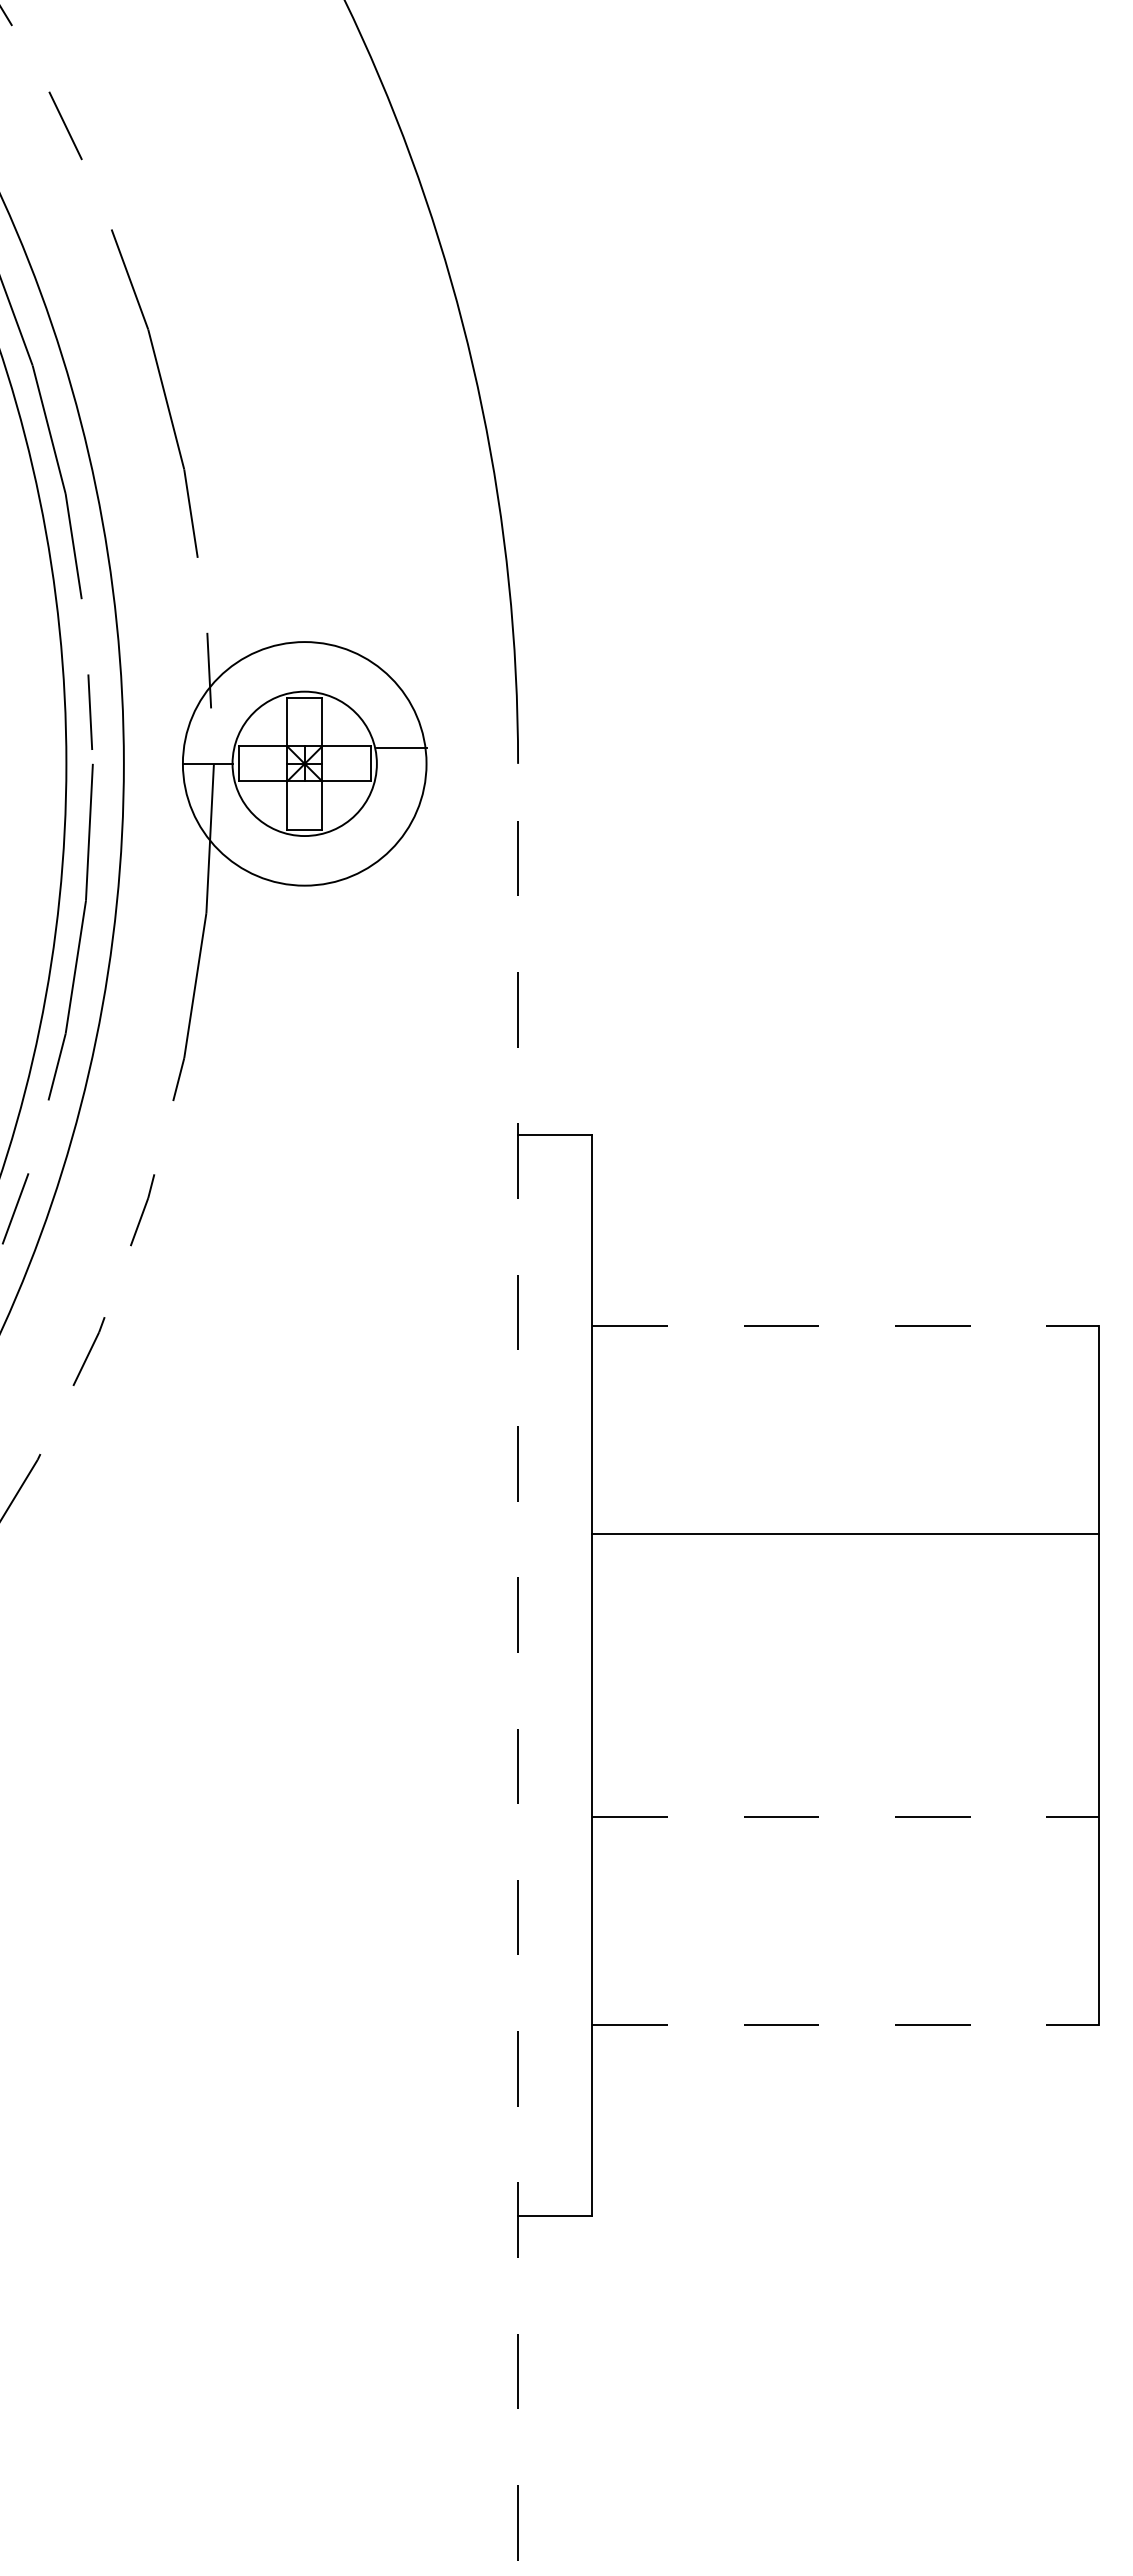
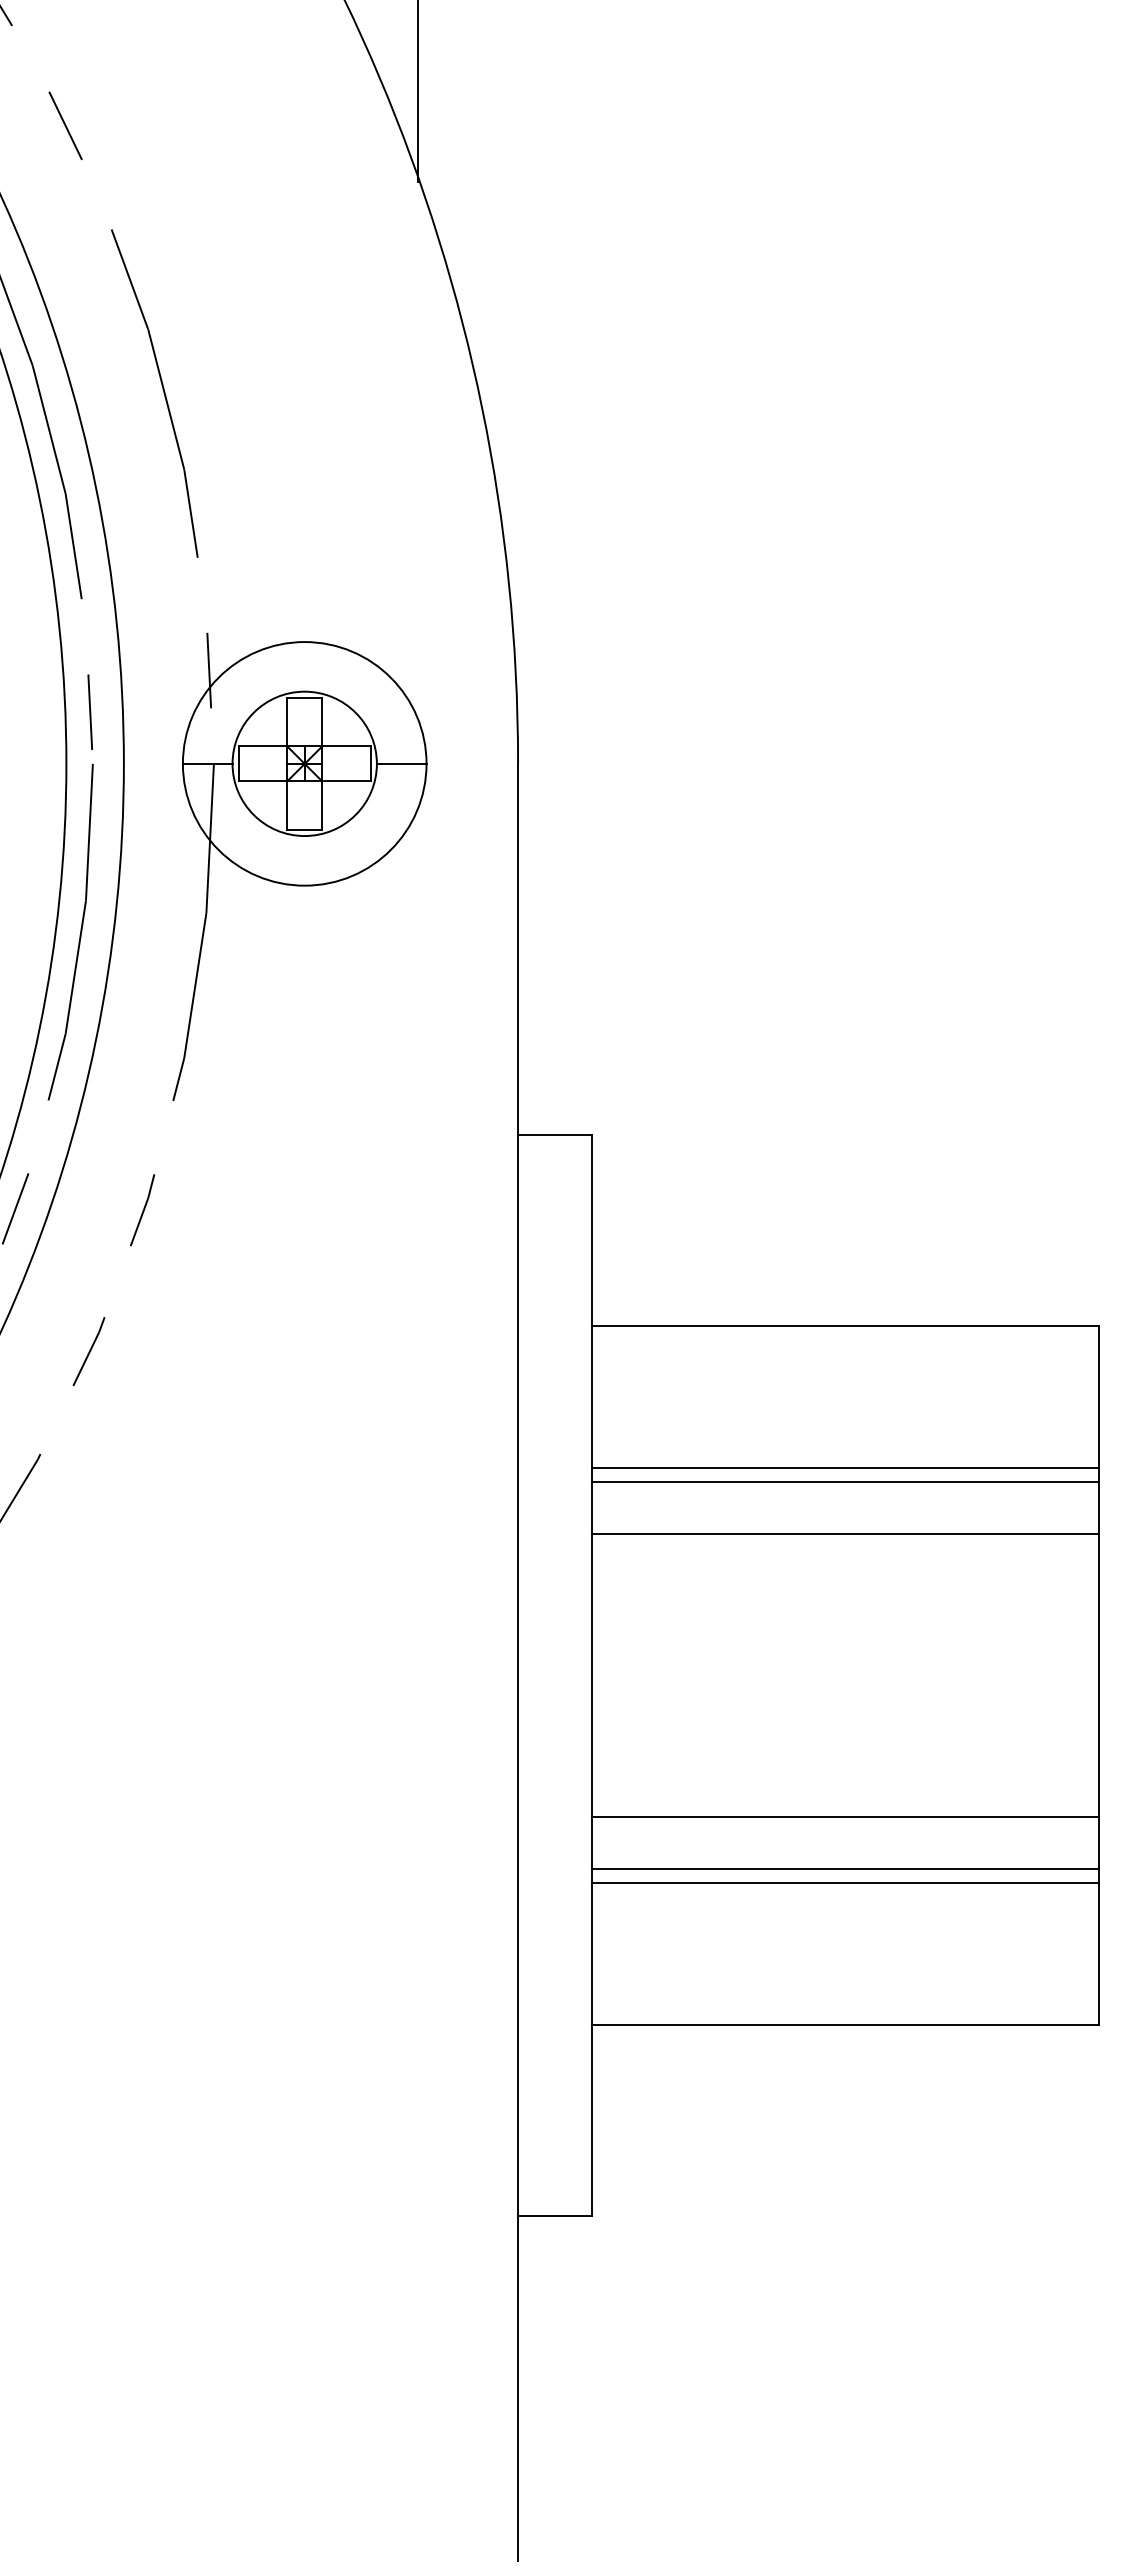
line: none -> present (418, 92)
line position: (401, 747) -> (401, 763) (401, 763)
line: dashed -> solid (846, 1326)
line: none -> present (845, 1468)
line: none -> present (845, 1482)
line: dashed -> solid (518, 1661)
line: dashed -> solid (846, 1817)
line: none -> present (845, 1869)
line: none -> present (845, 1882)
line: dashed -> solid (846, 2024)
